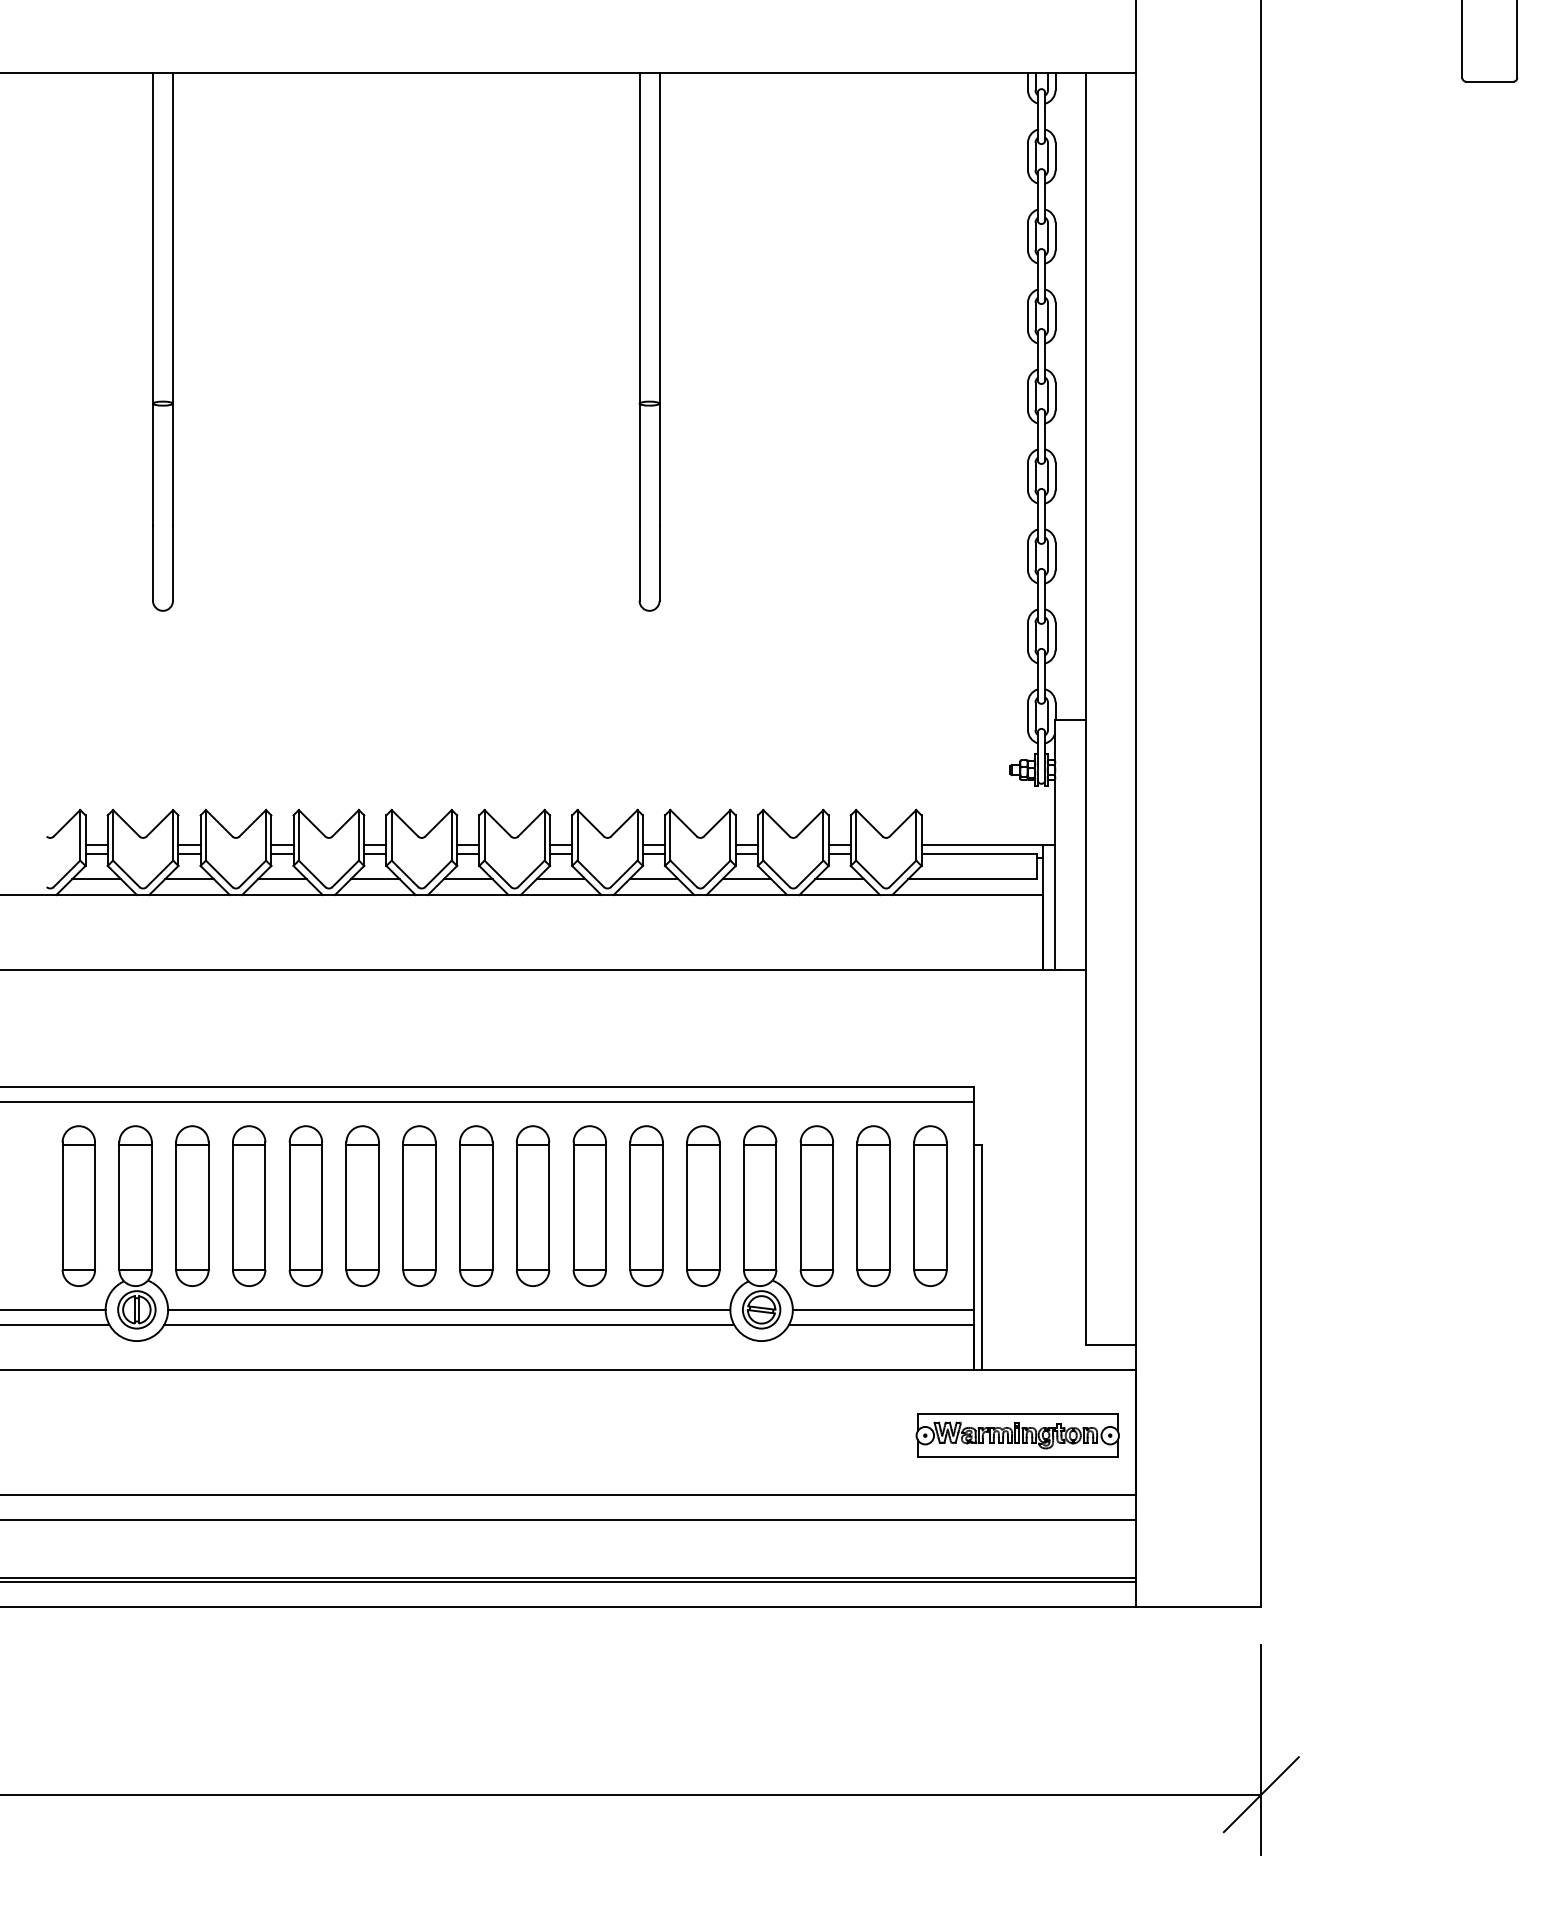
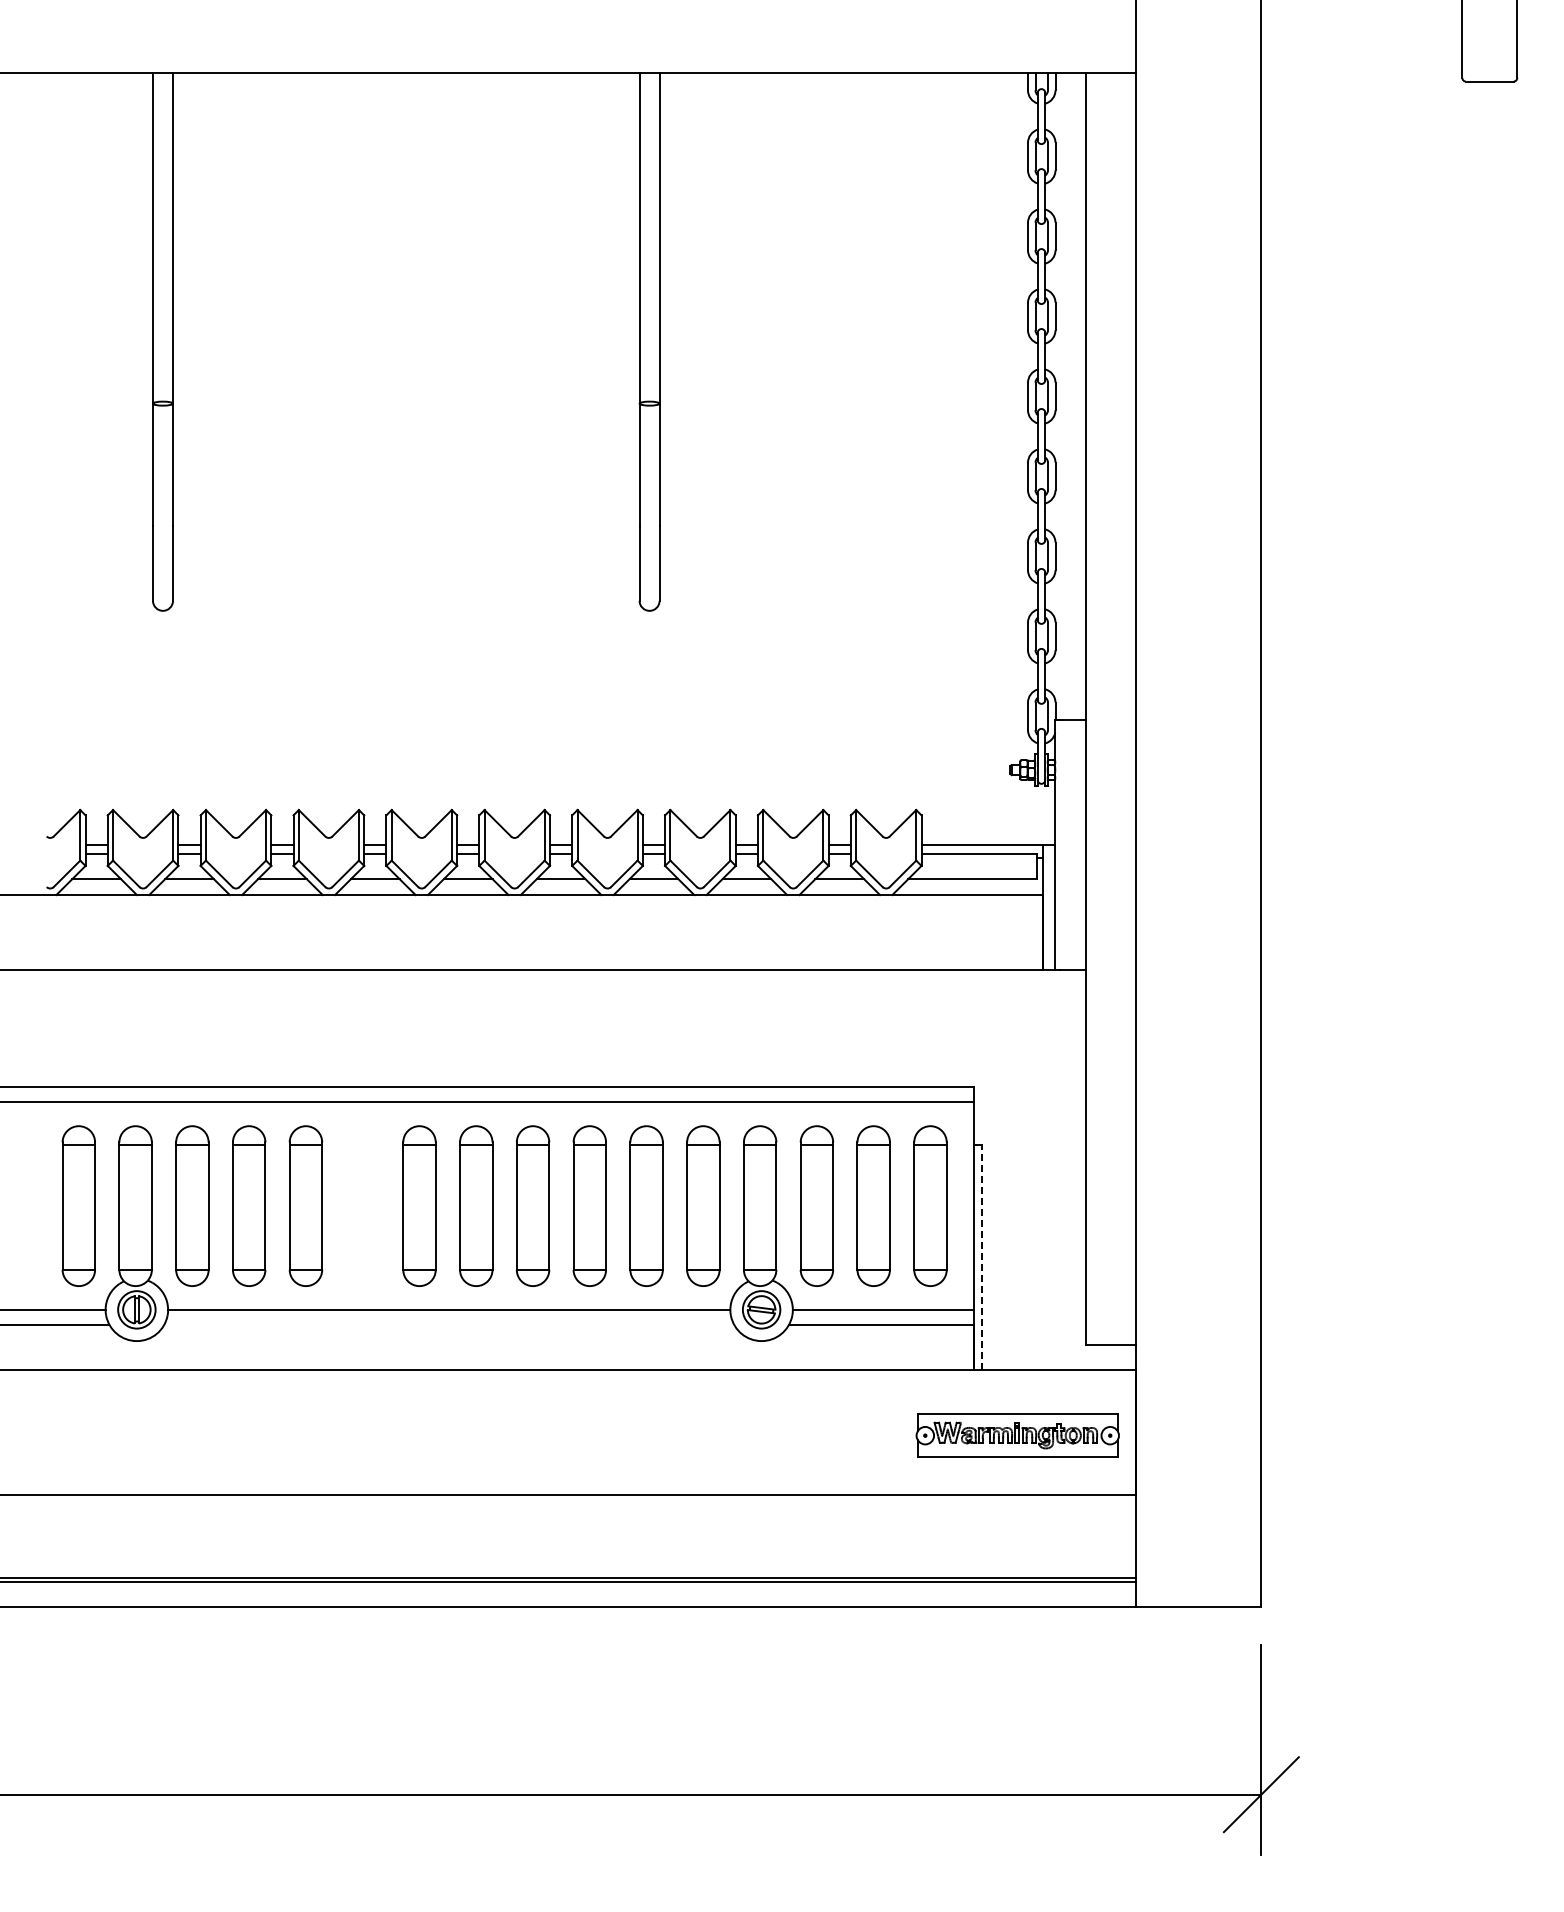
part: present -> none (362, 1205)
line: solid -> dashed (981, 1256)
line: present -> none (449, 1324)
line: present -> none (569, 1519)
